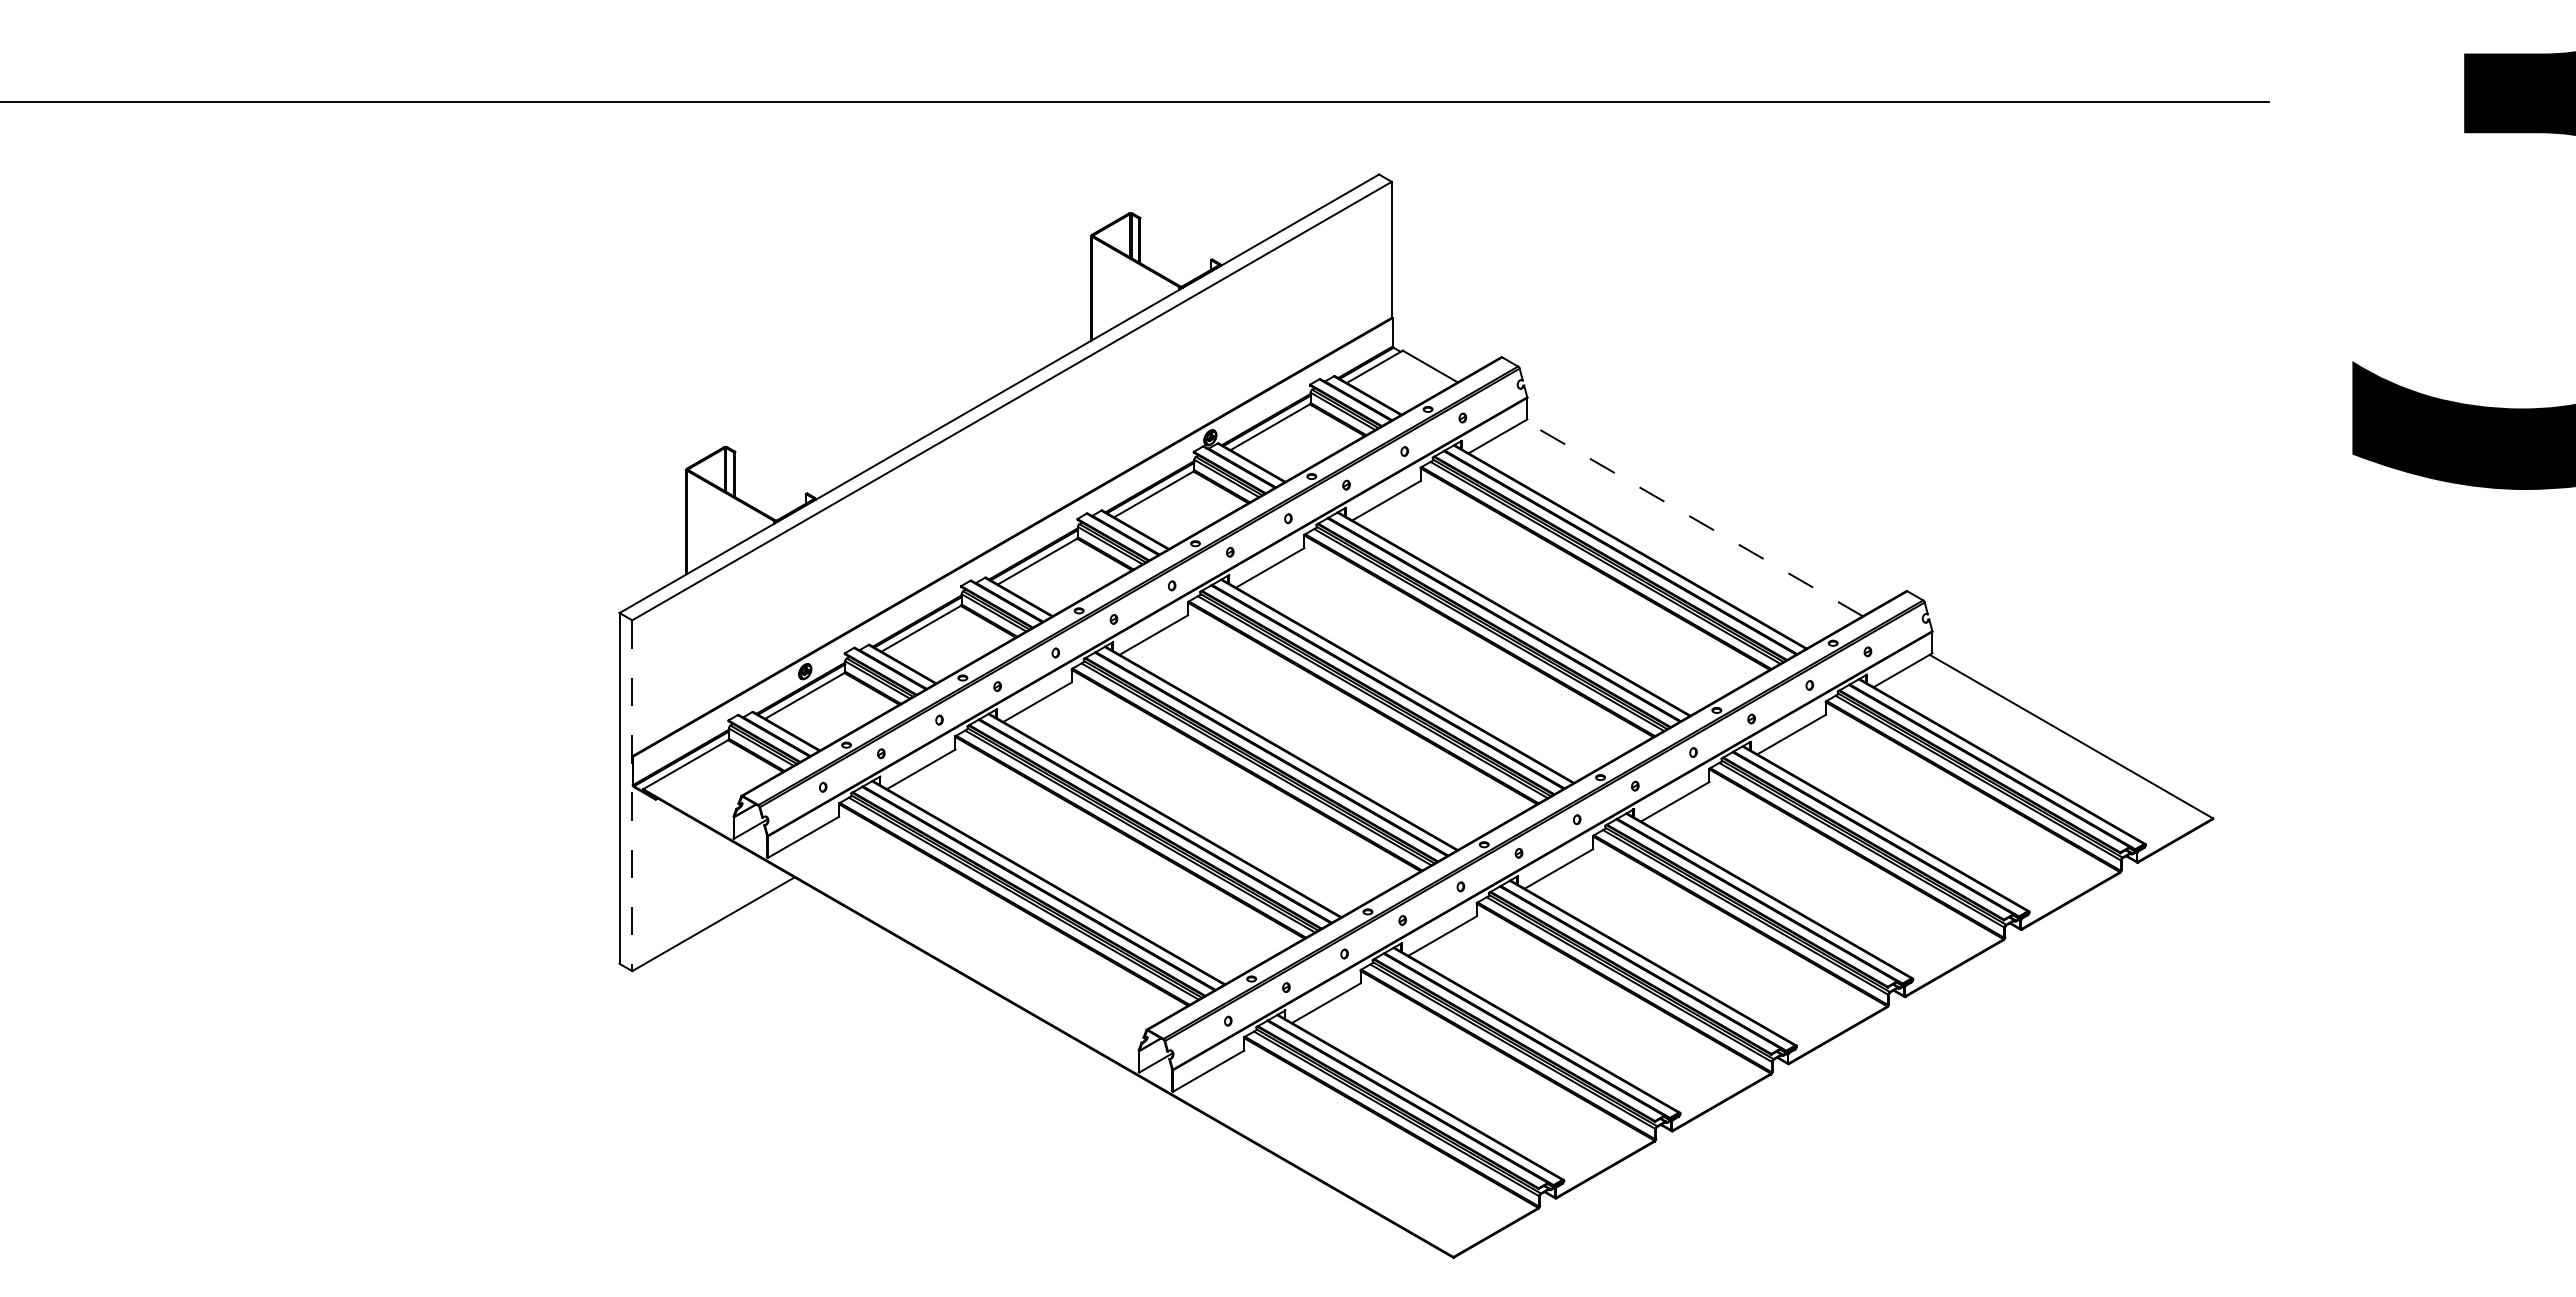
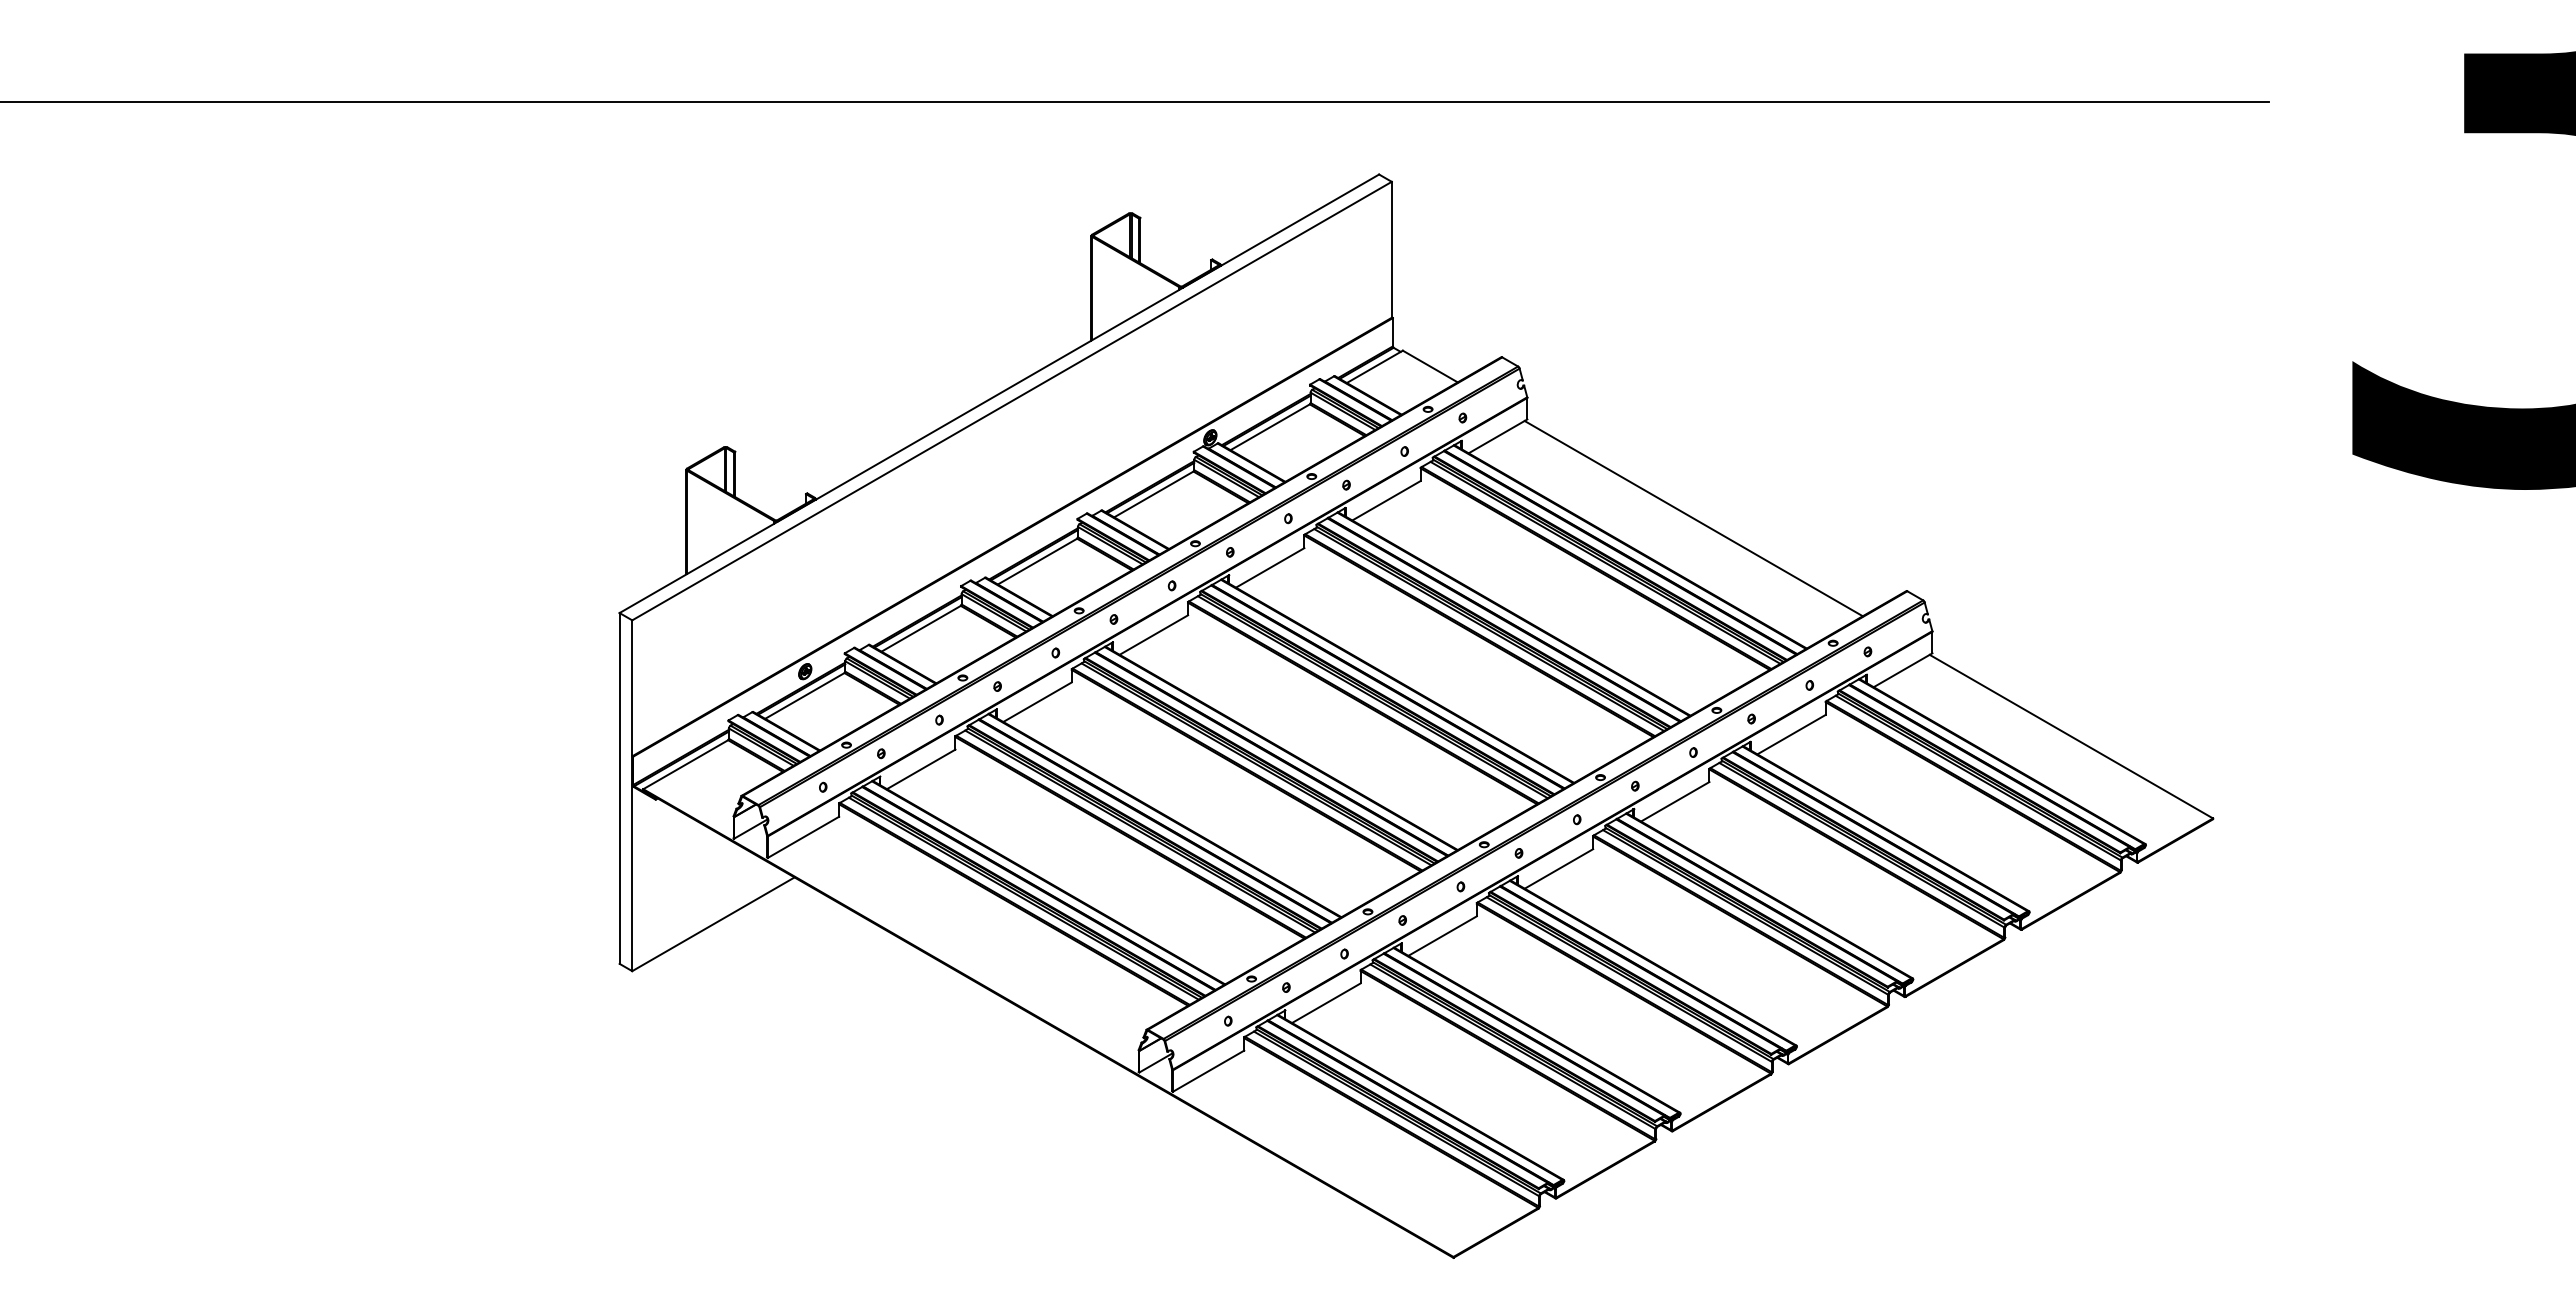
line: dashed -> solid (1693, 518)
line: dashed -> solid (632, 796)
